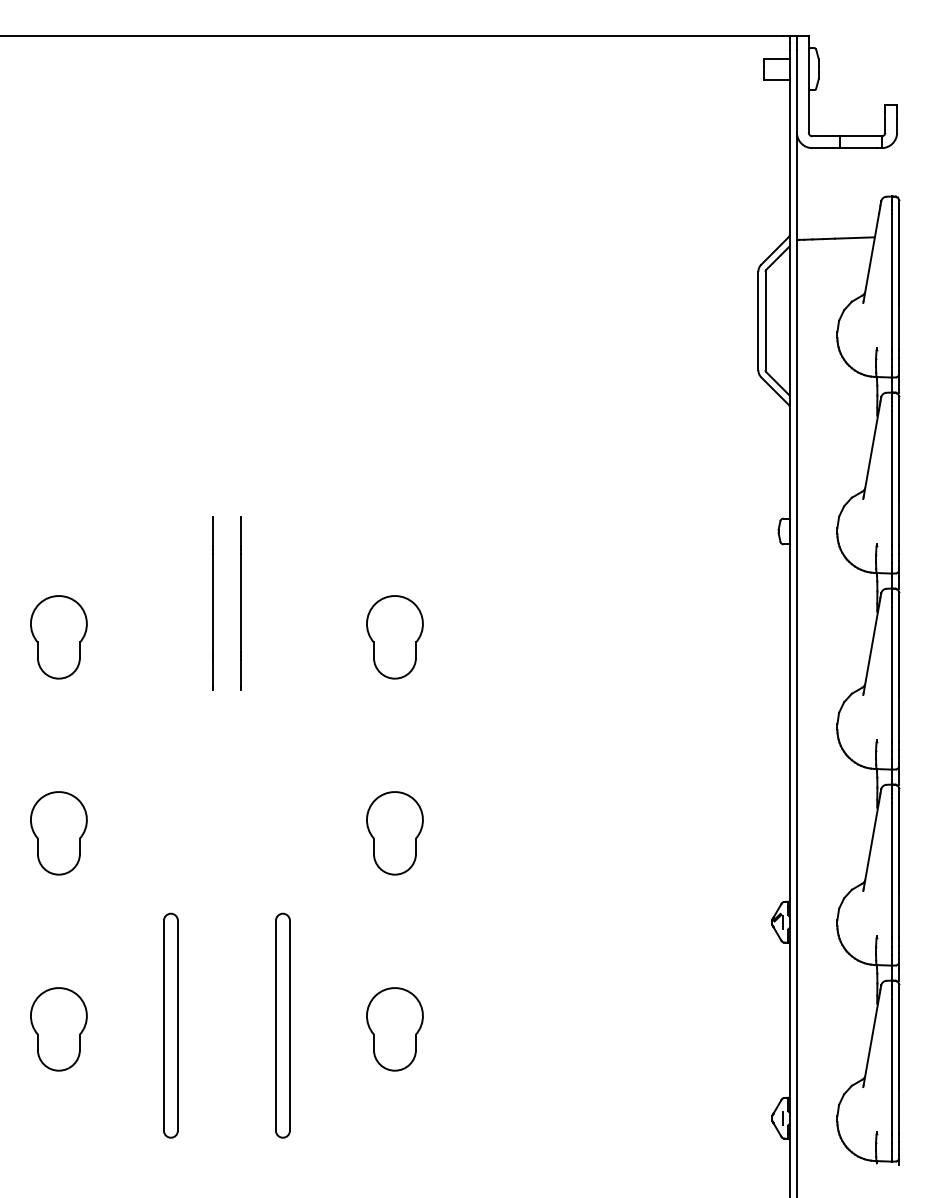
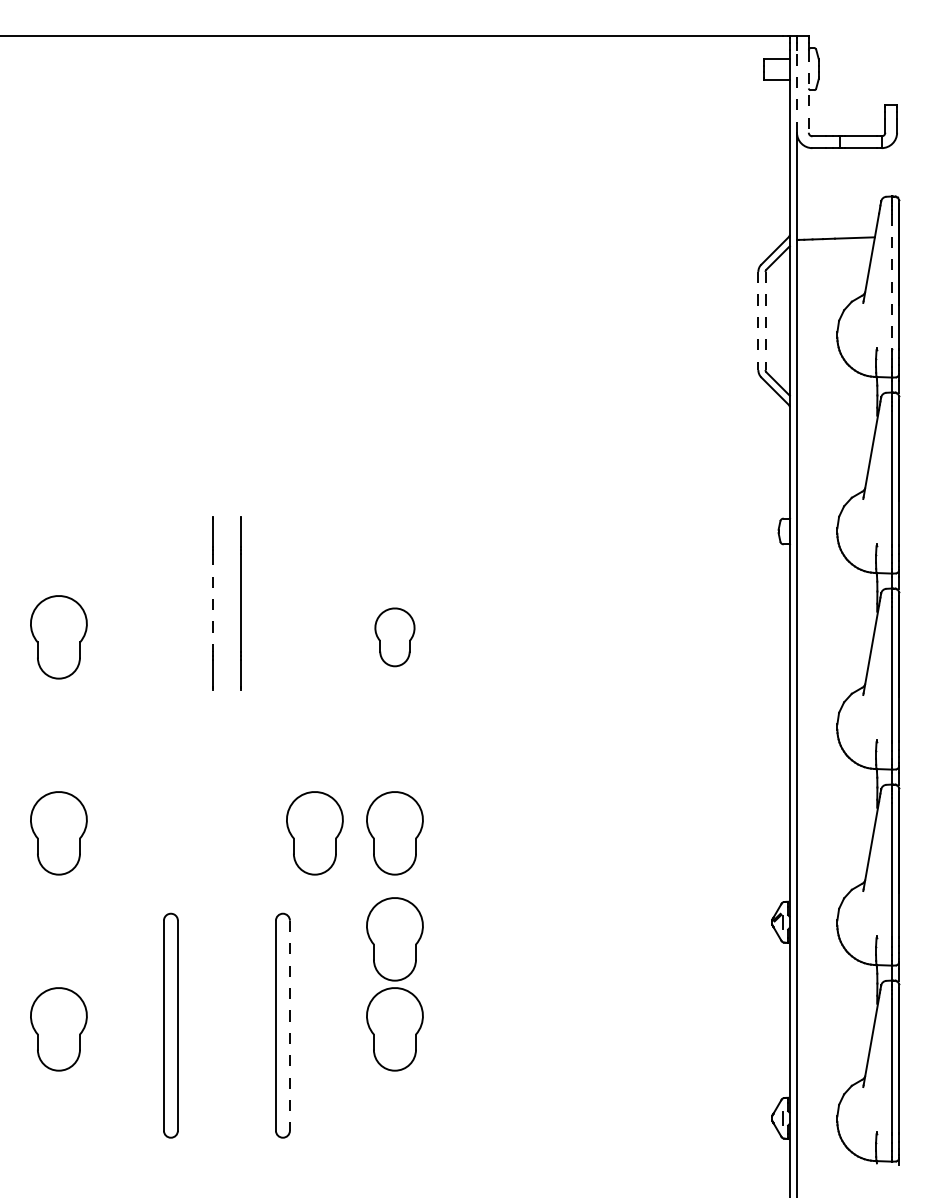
line: solid -> dashed (797, 91)
line: solid -> dashed (808, 92)
line: solid -> dashed (892, 282)
line: solid -> dashed (758, 321)
line: solid -> dashed (765, 321)
line: solid -> dashed (212, 603)
part size: 58x85 px -> 42x61 px (394, 637)
part: none -> present (314, 833)
part: none -> present (394, 939)
line: solid -> dashed (289, 1026)
